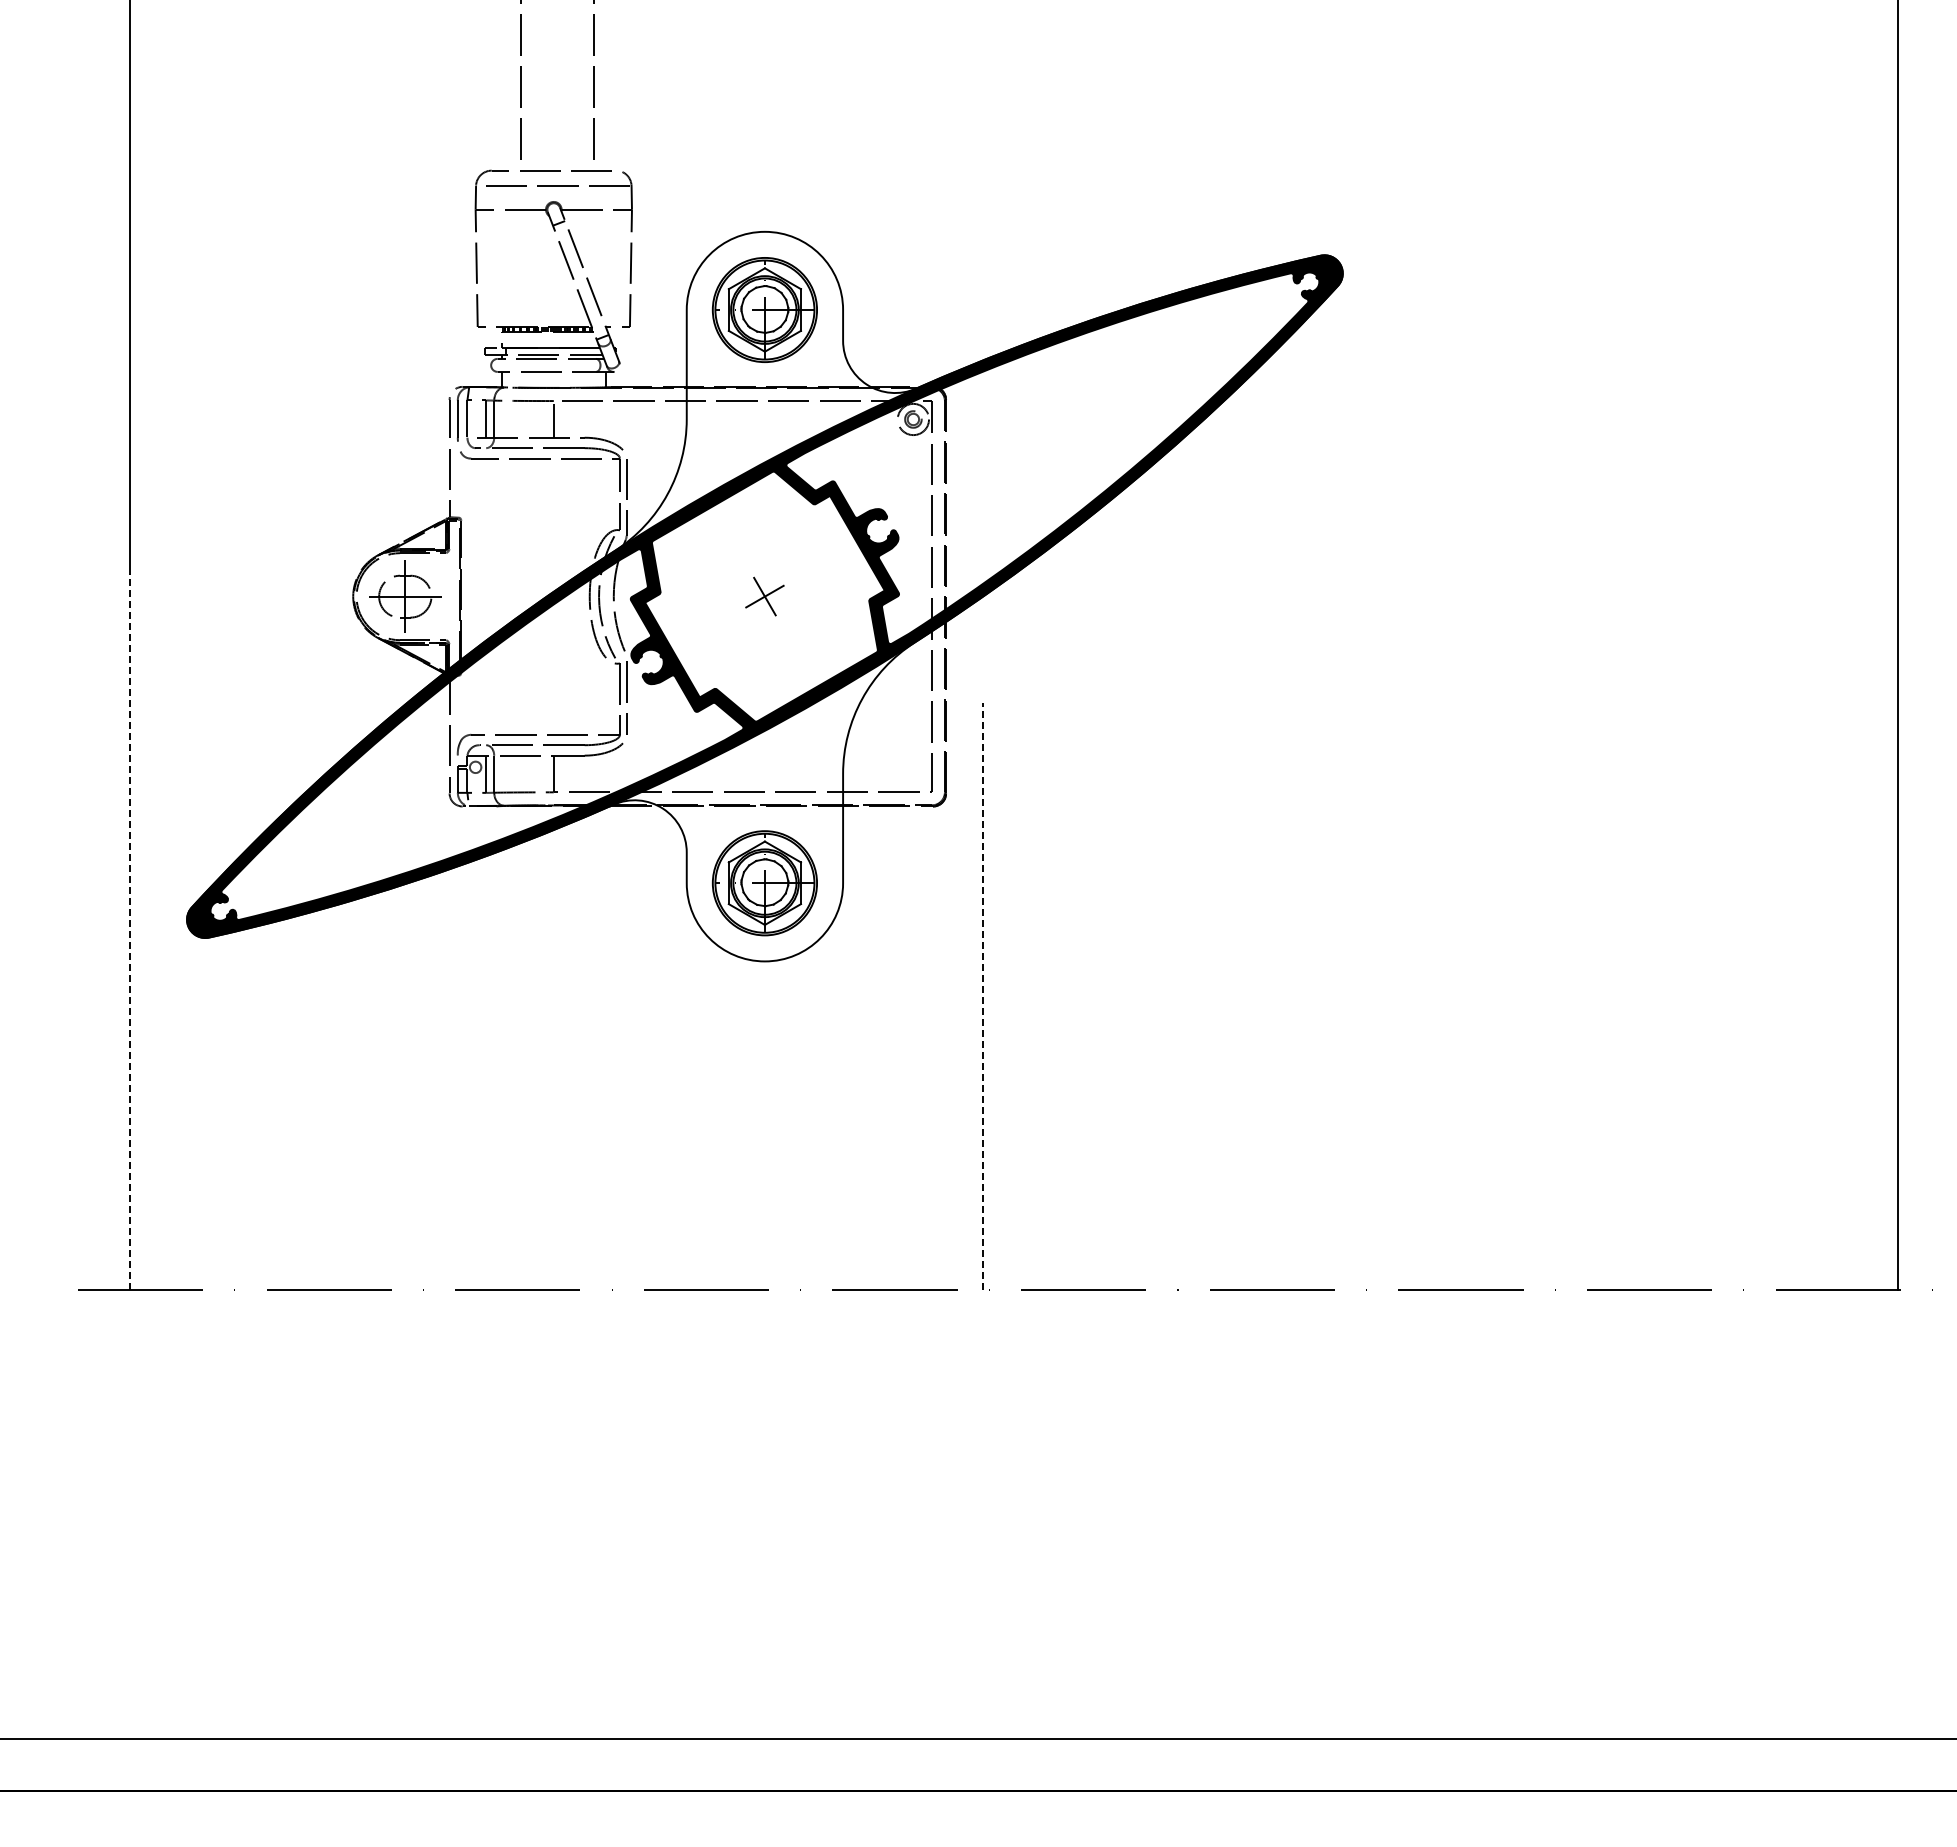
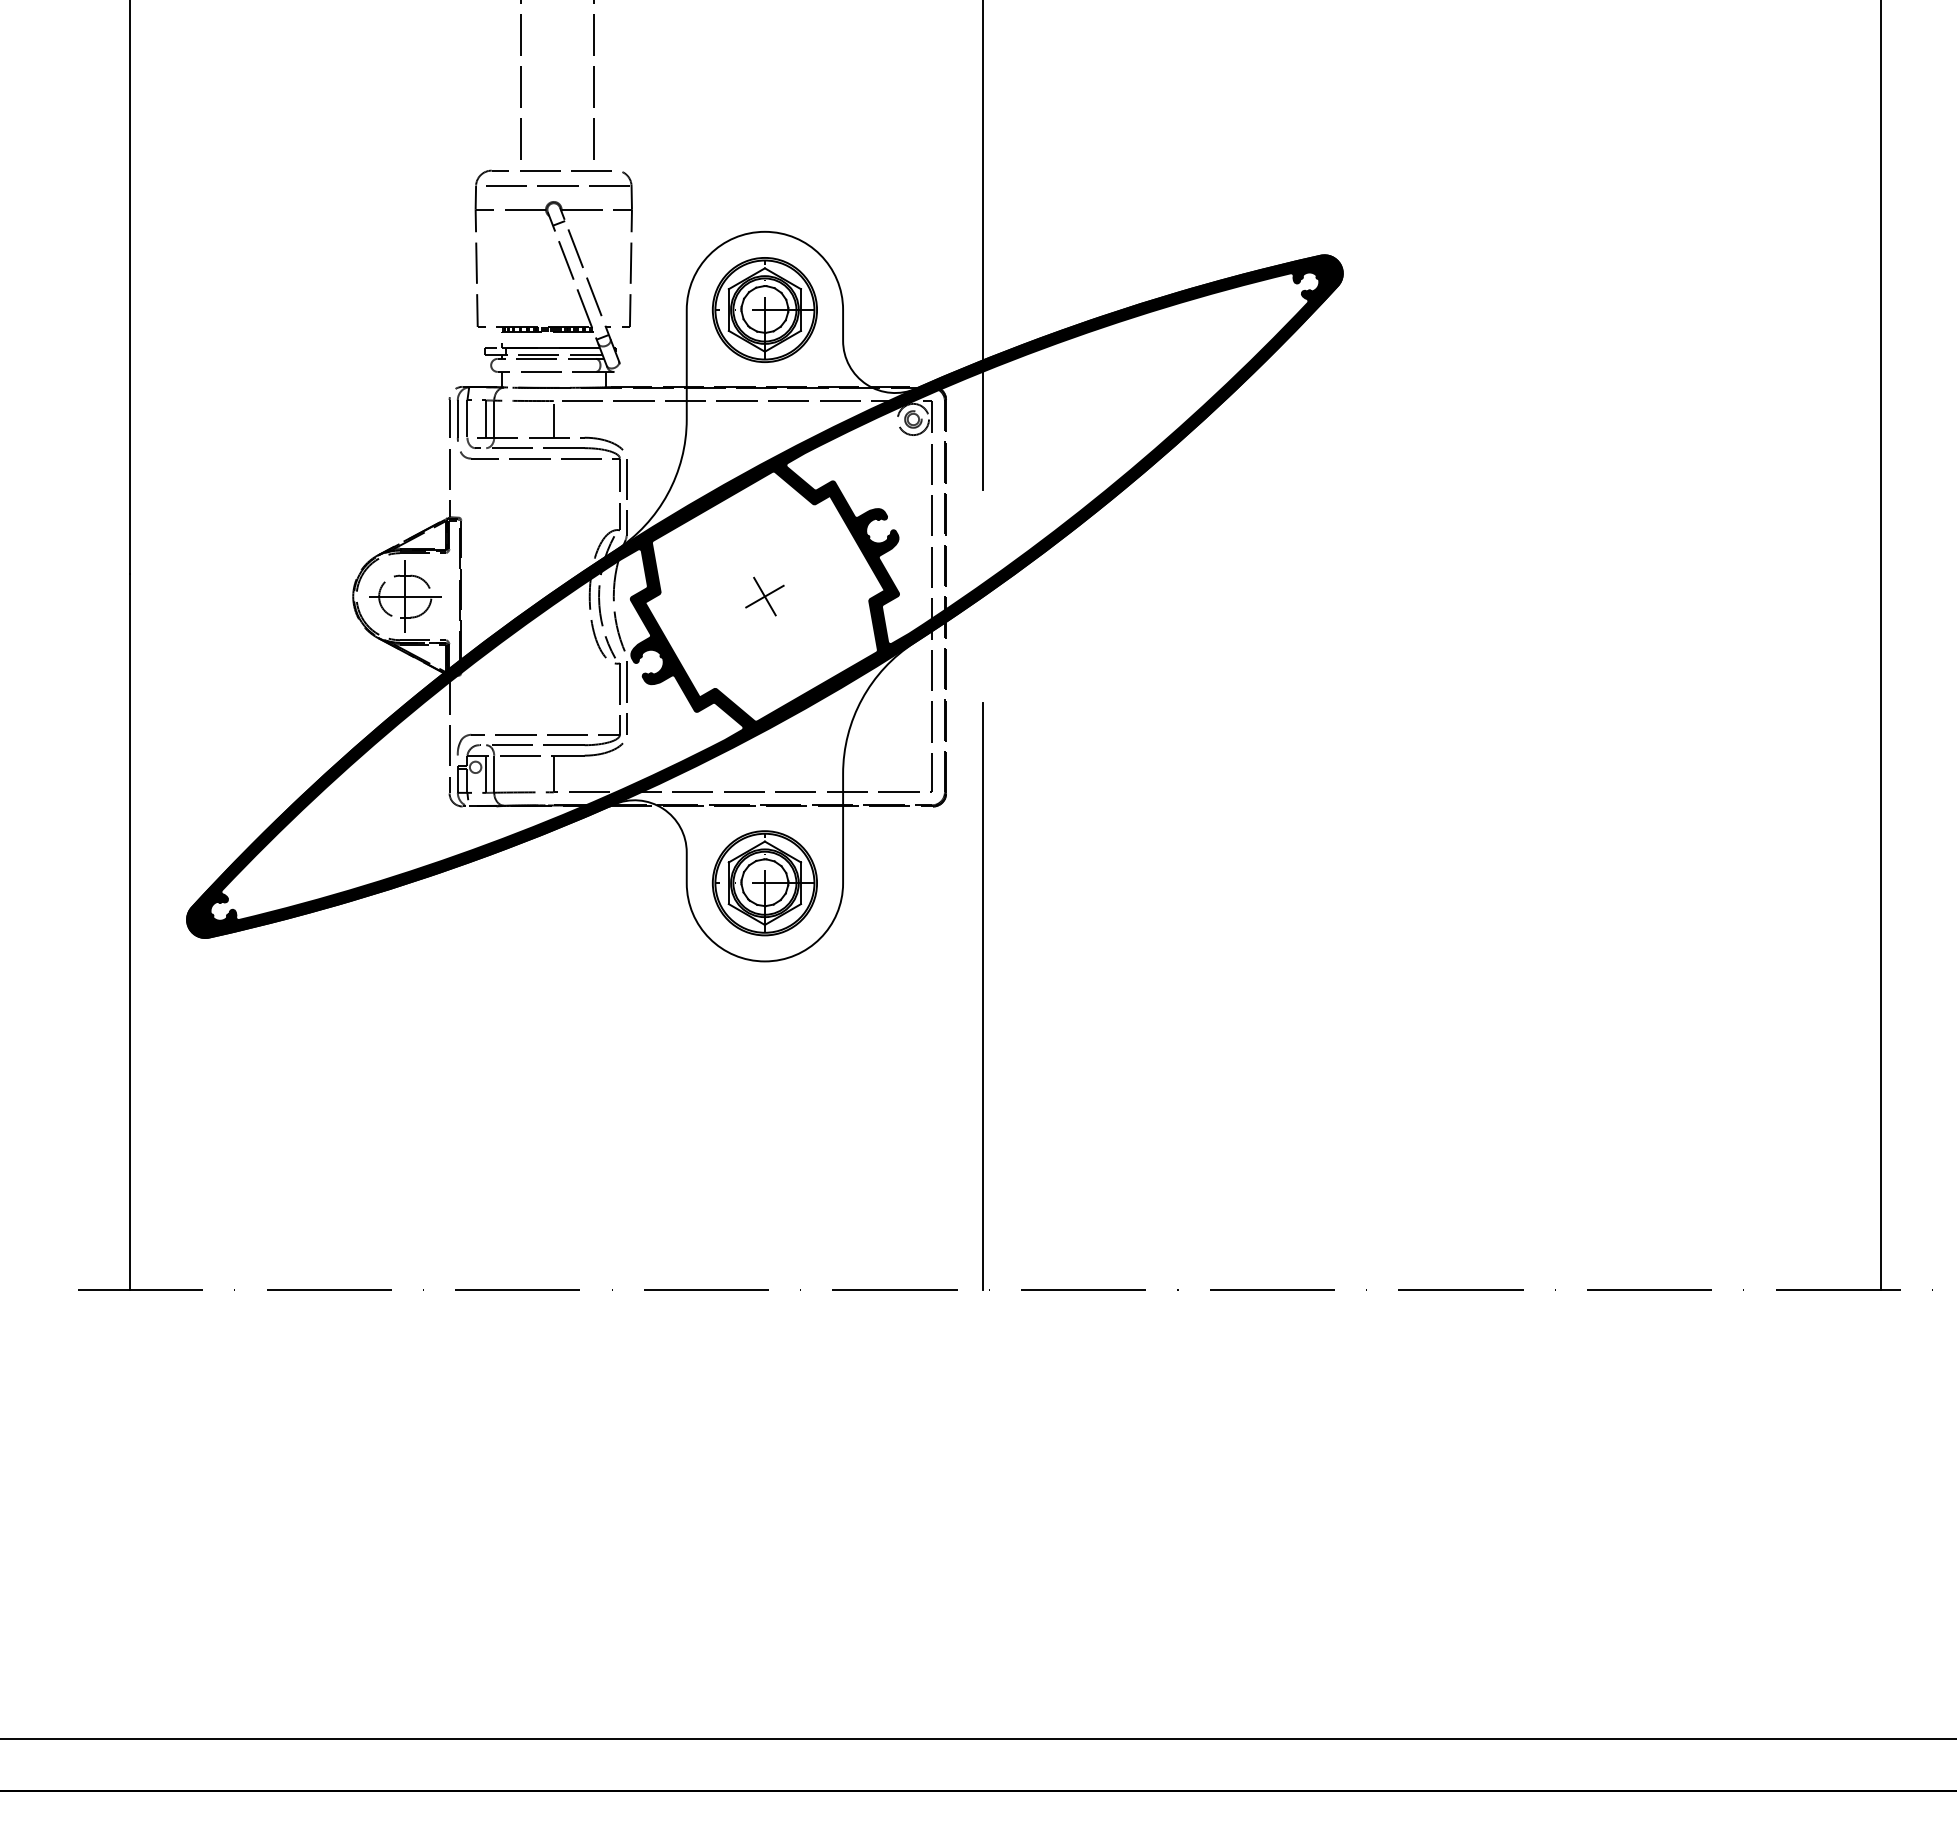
line: none -> present (983, 246)
line position: (1897, 646) -> (1880, 646) (1880, 646)
line: dashed -> solid (129, 931)
line: dashed -> solid (983, 996)
